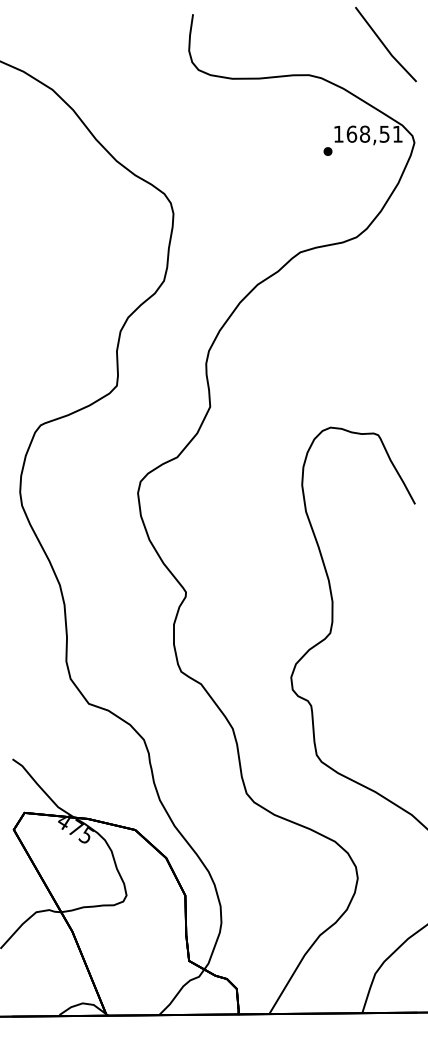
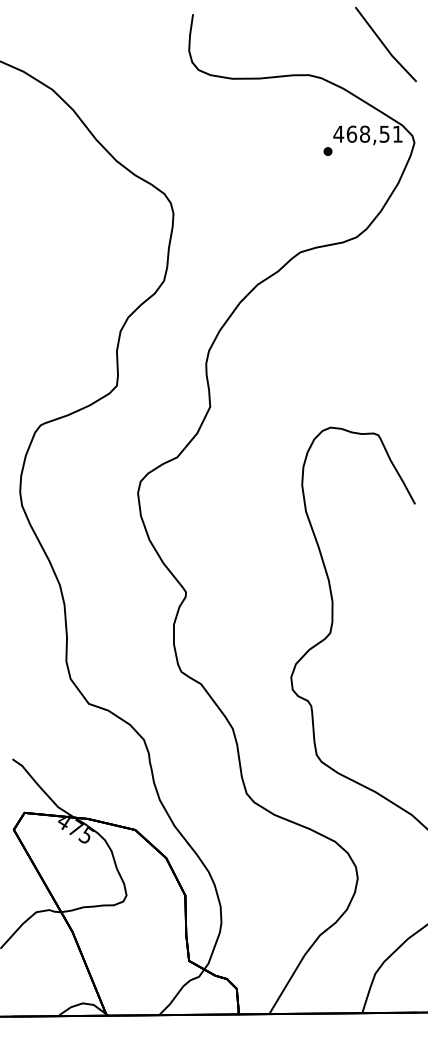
text: 168,51 -> 468,51 (338, 134)
